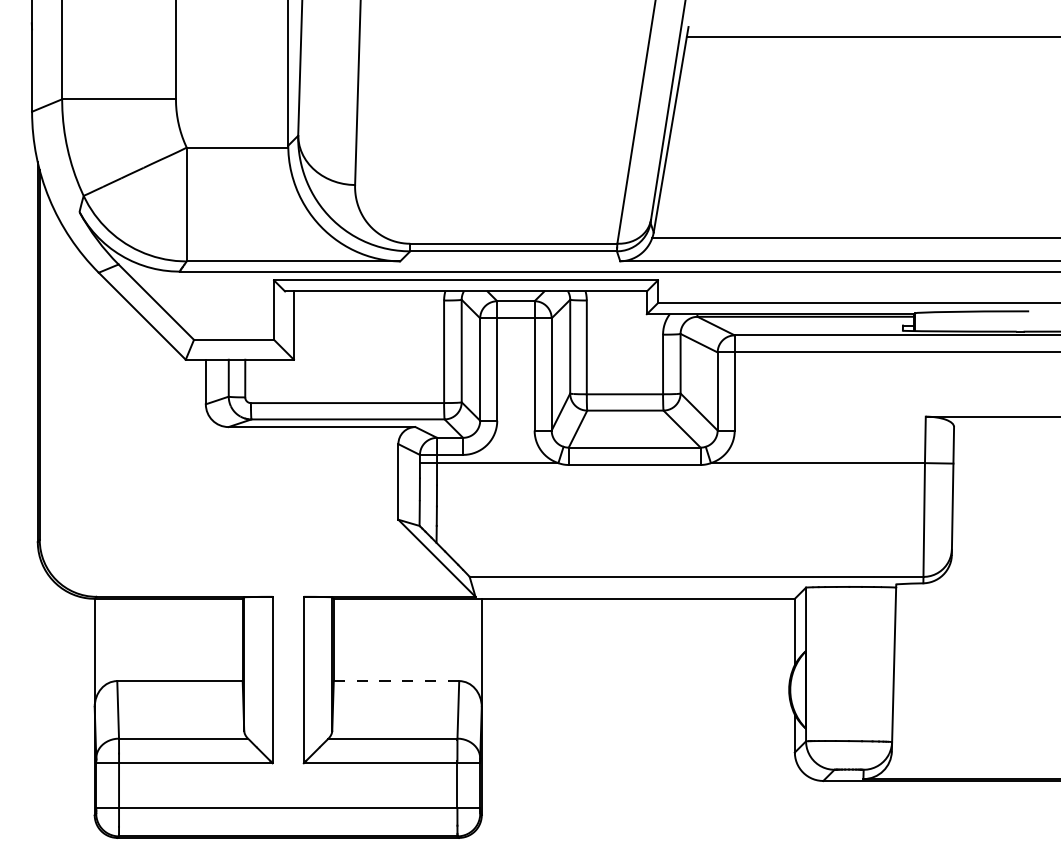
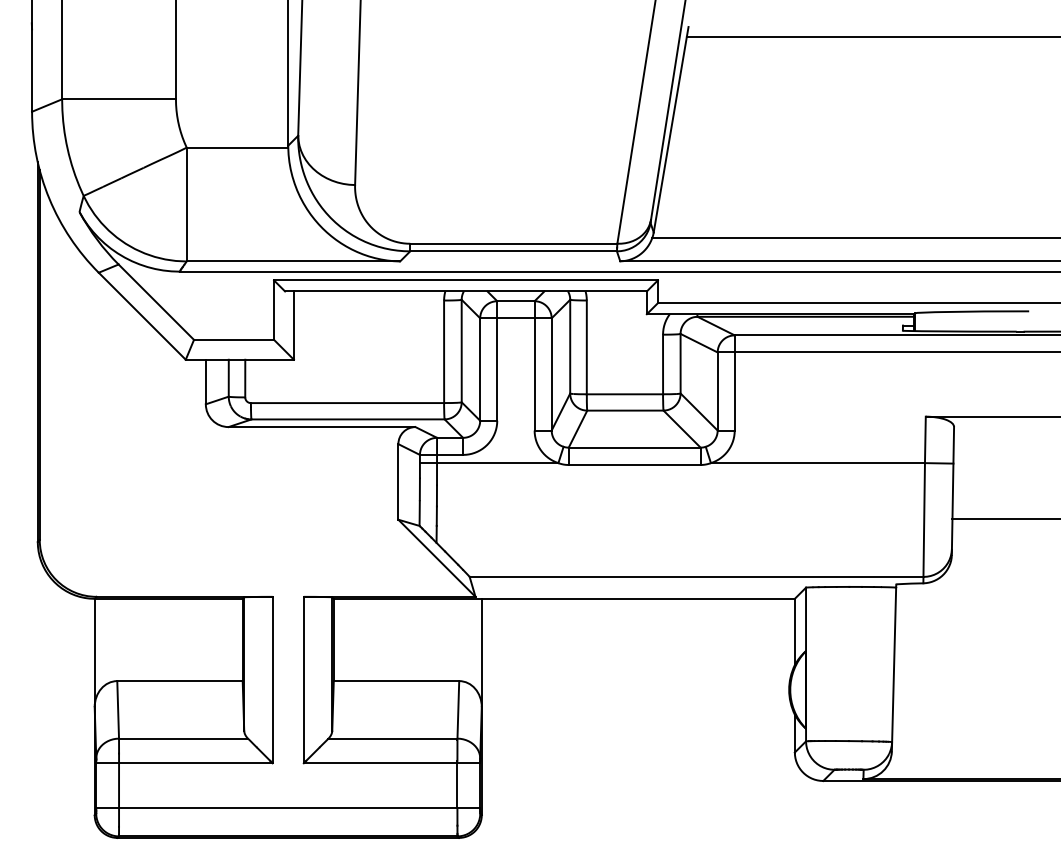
line: none -> present (1004, 519)
line: dashed -> solid (396, 681)
